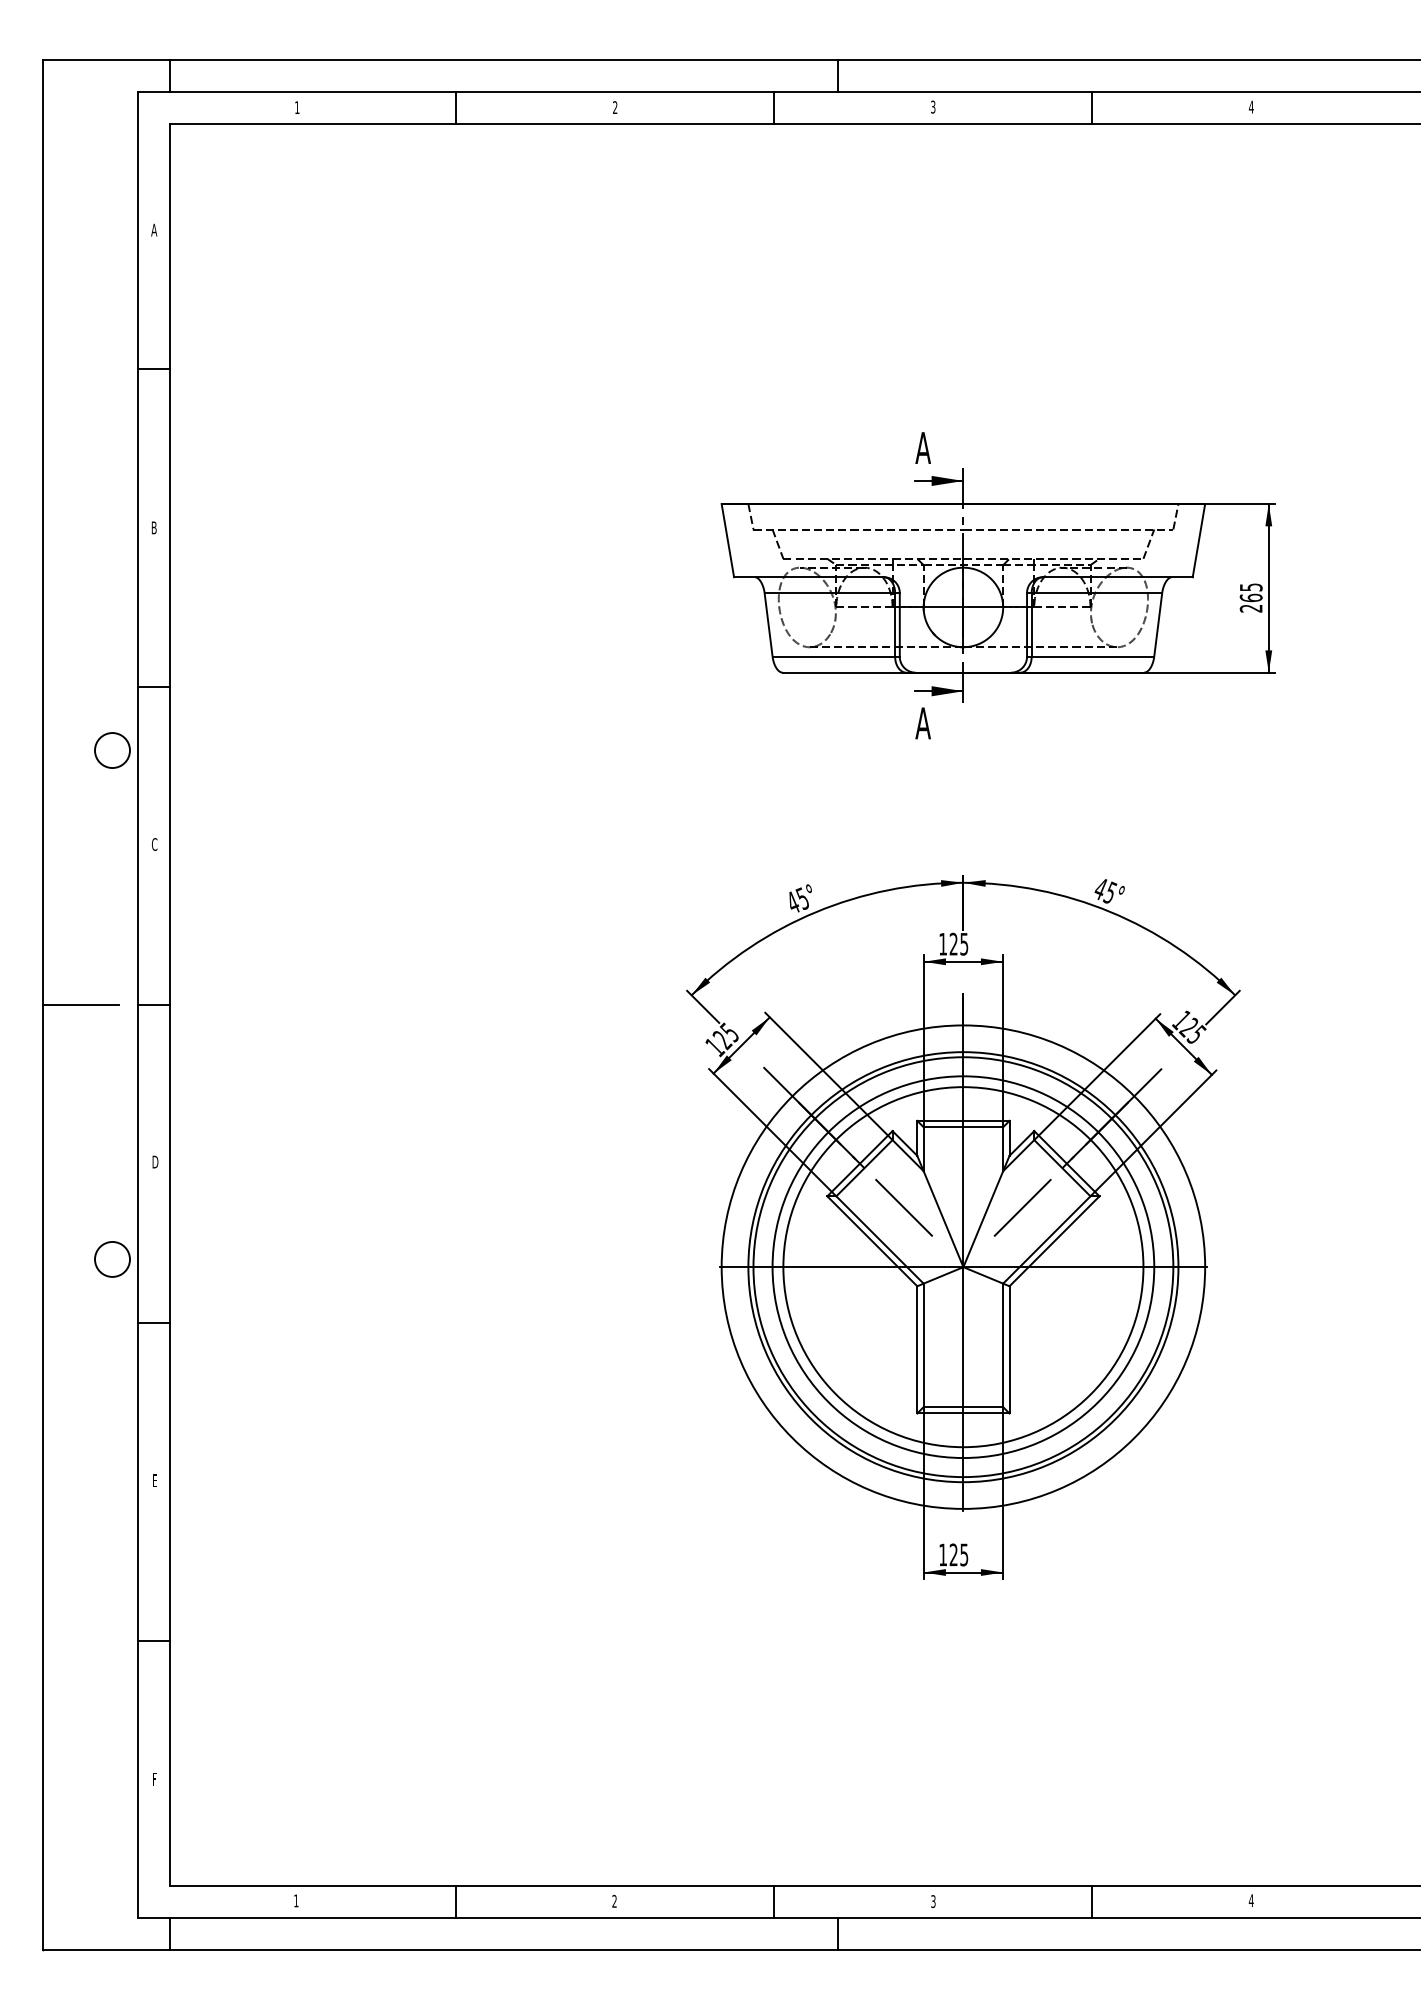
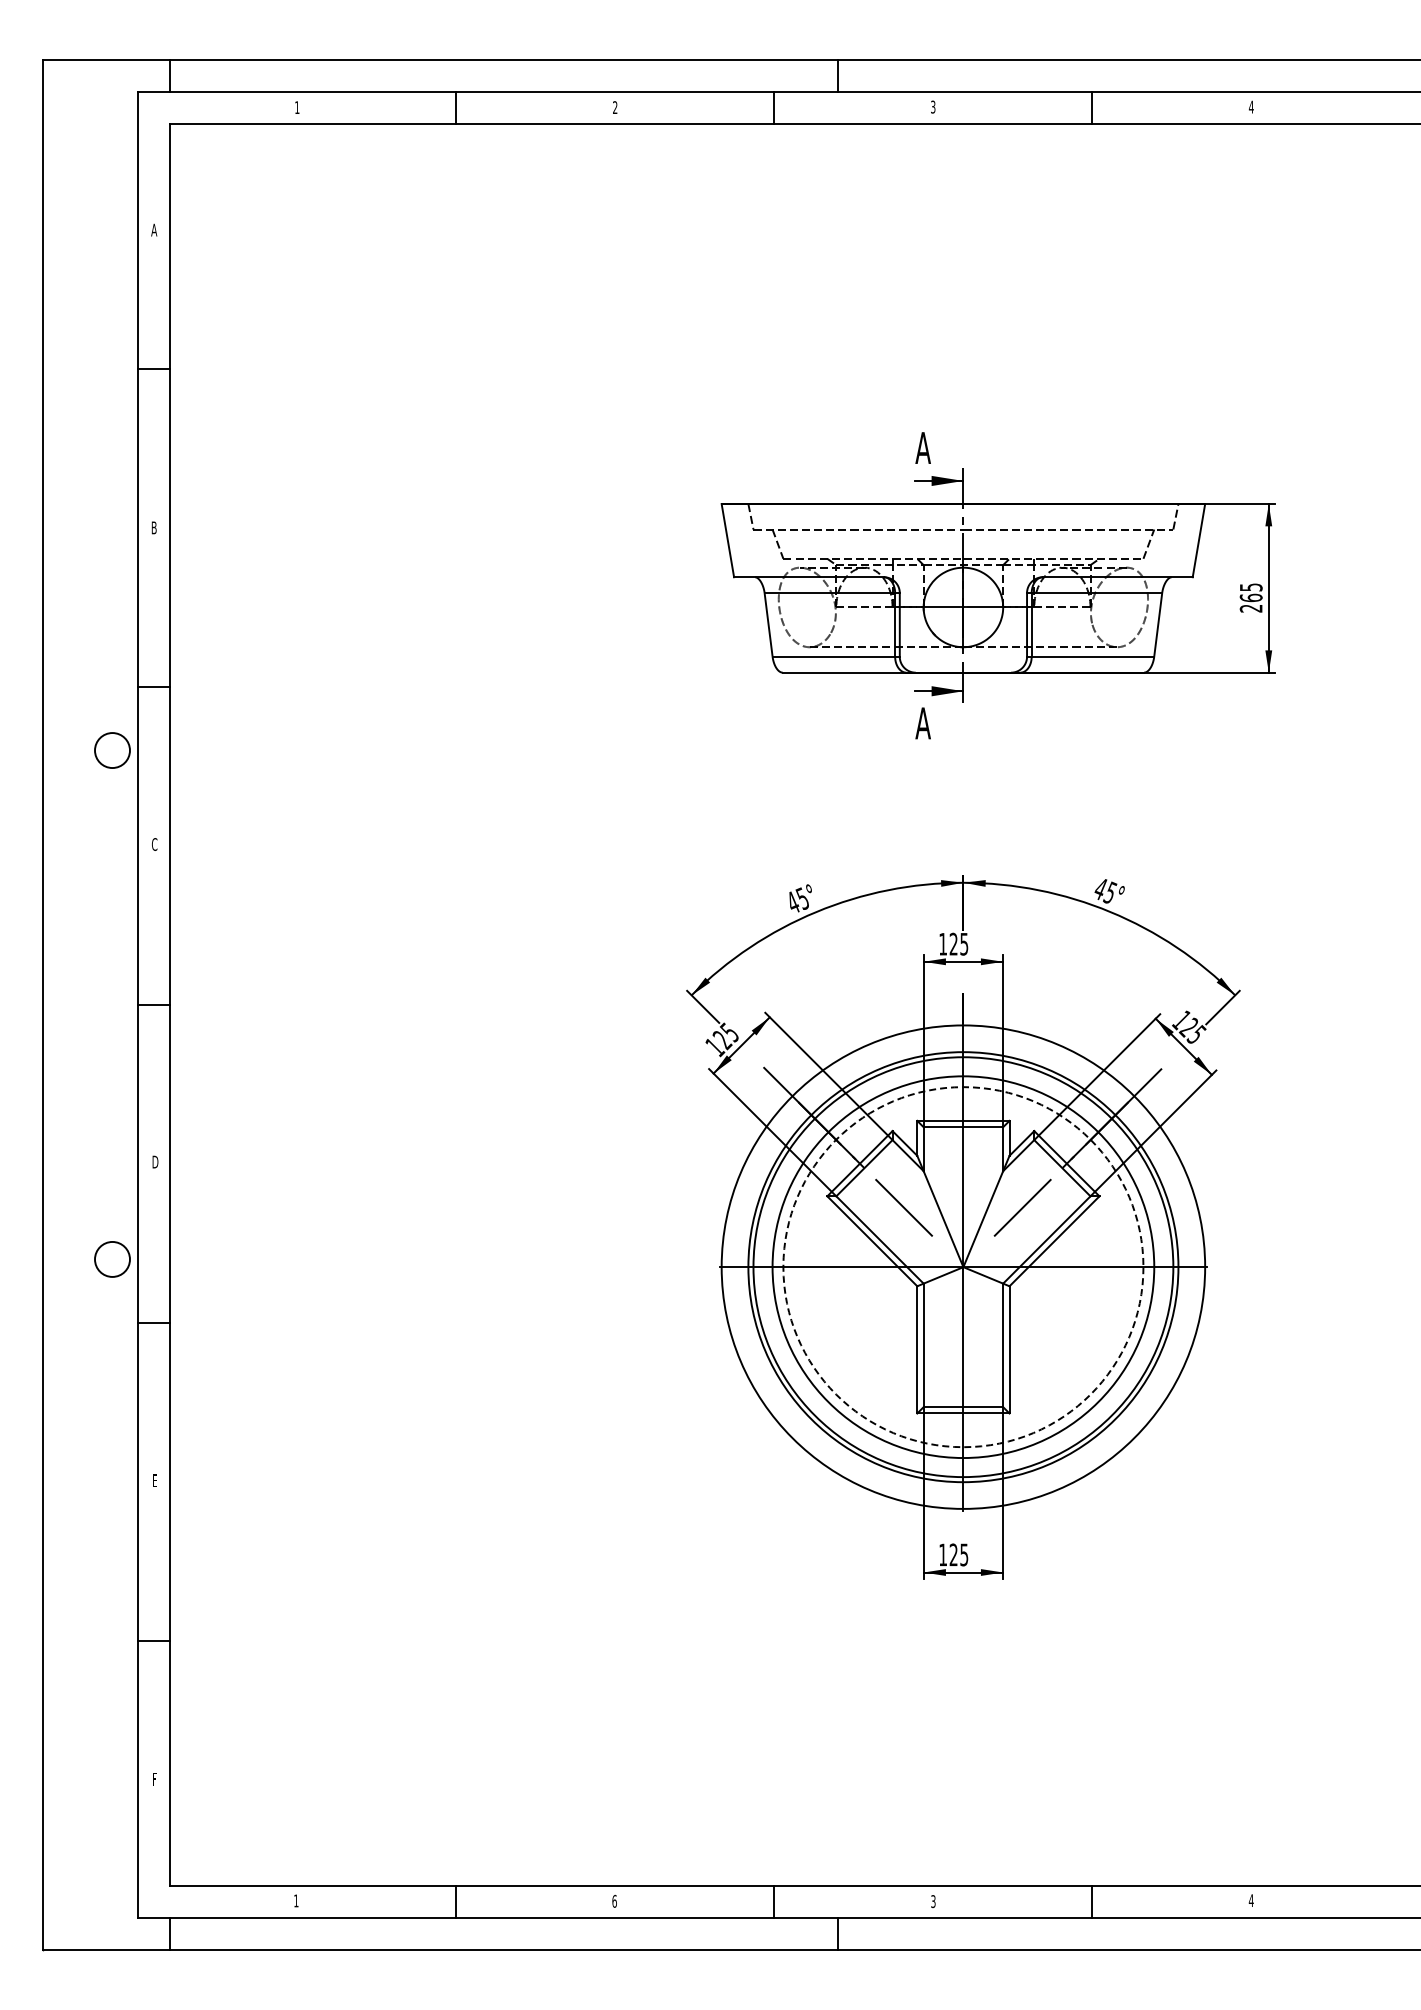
line: present -> none (80, 1005)
circle: solid -> dashed (963, 1267)
text: 2 -> 6 (614, 1900)
